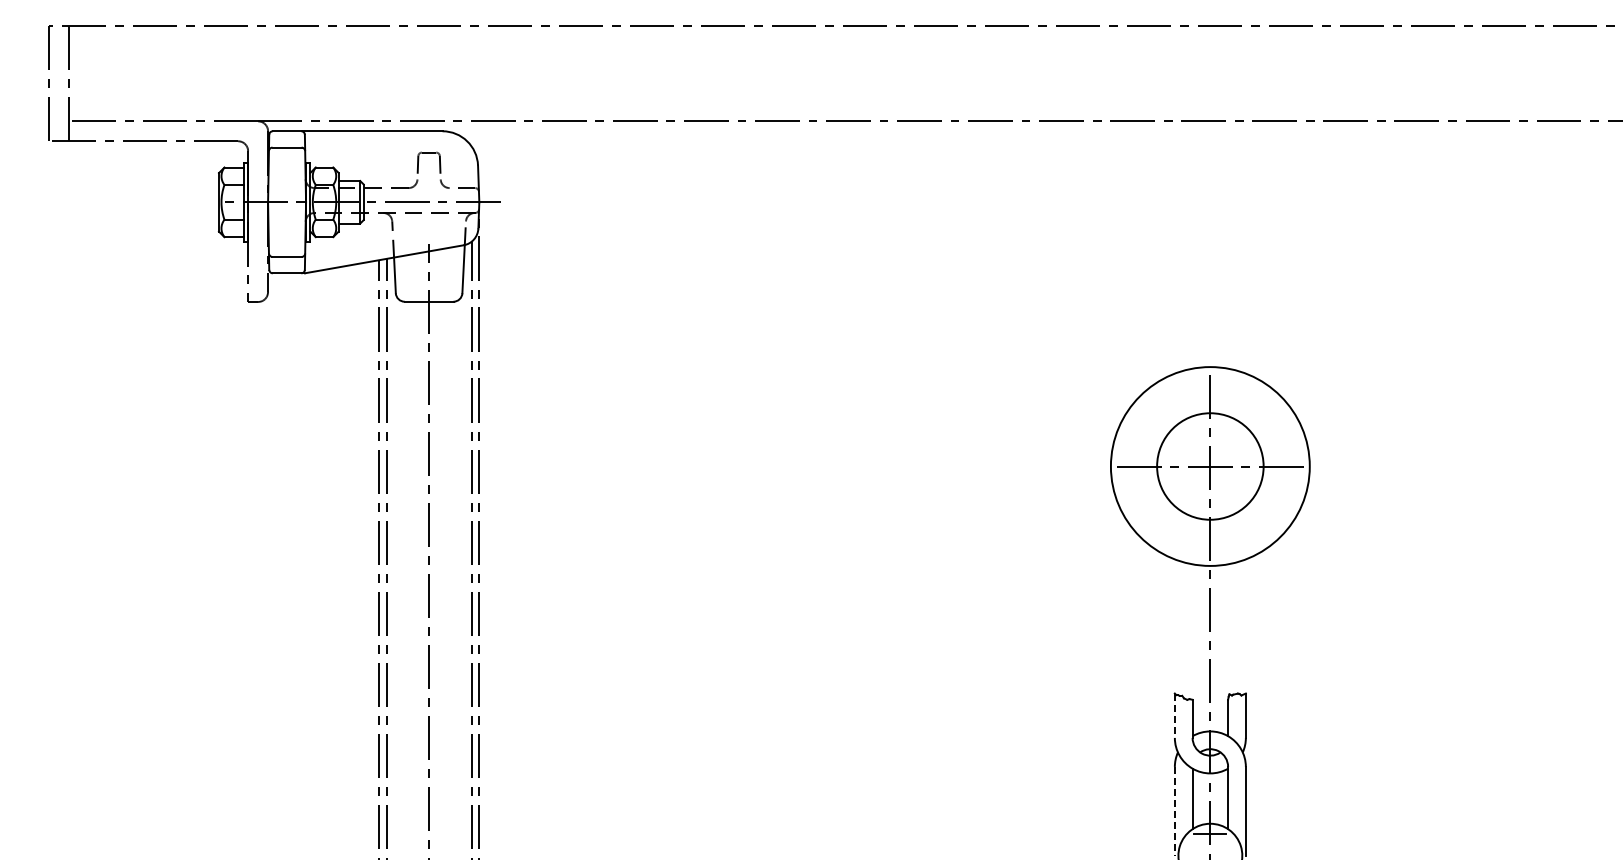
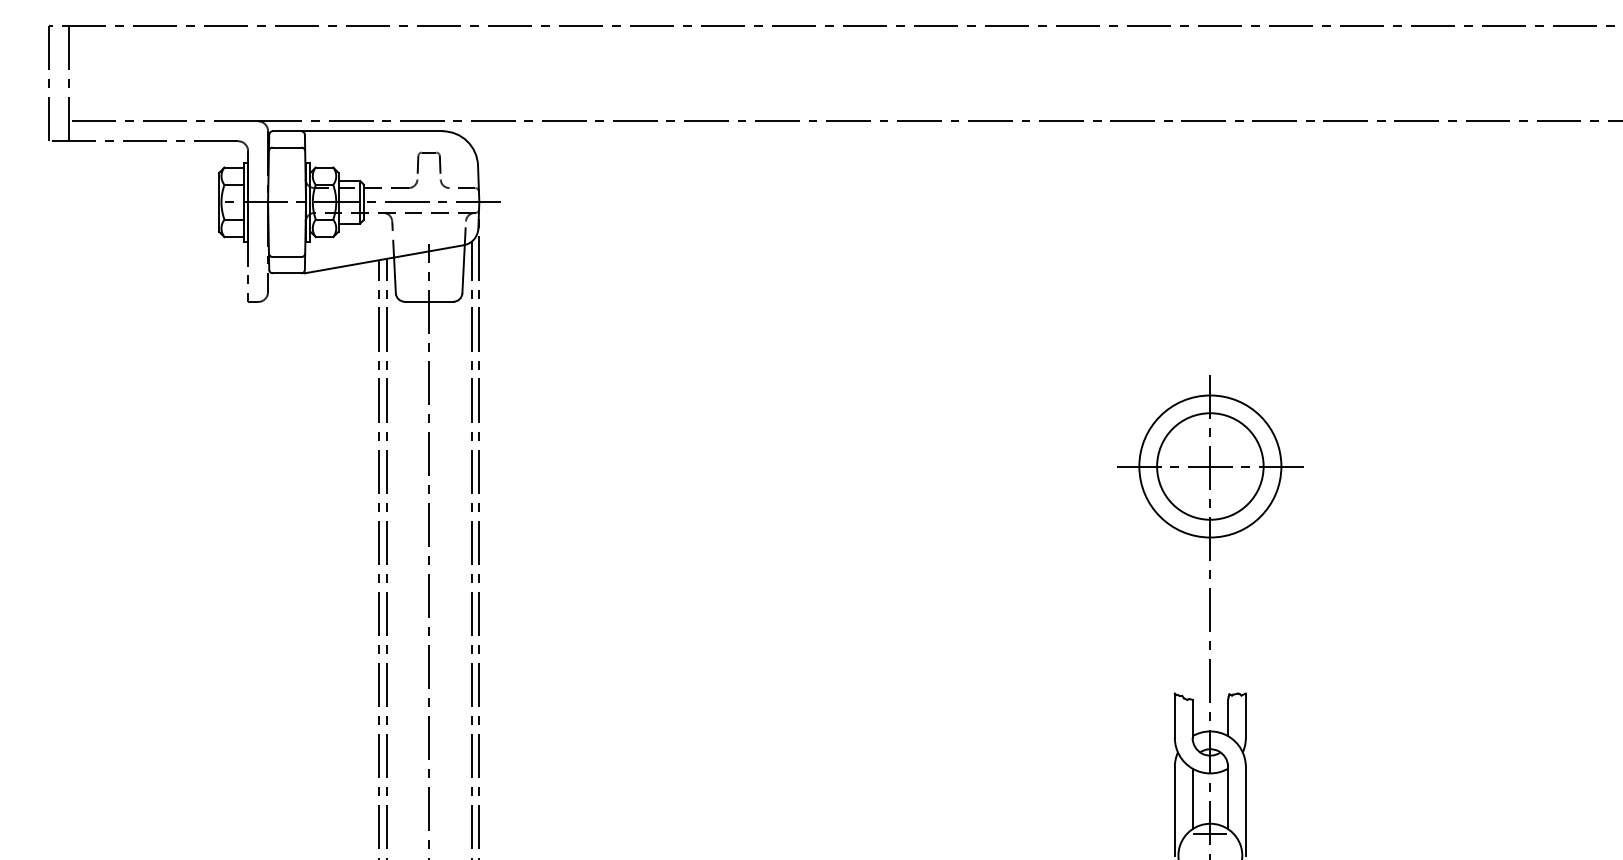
circle diameter: 199 px -> 142 px (1210, 466)
line: dashed -> solid (1174, 716)
line: dashed -> solid (1174, 811)
